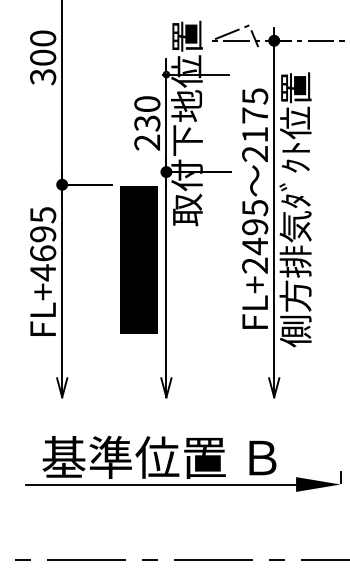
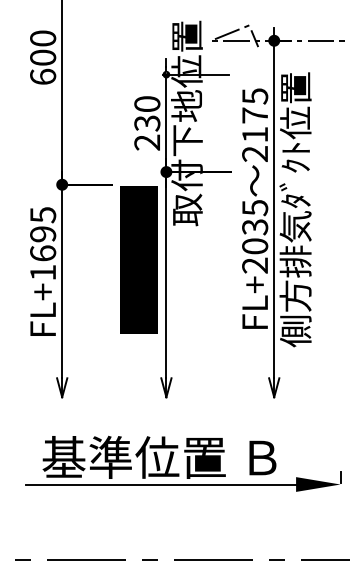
text: 300 -> 600 (43, 76)
text: FL+2495 -> FL+2035 (255, 237)
text: FL+4695 -> FL+1695 (42, 272)
